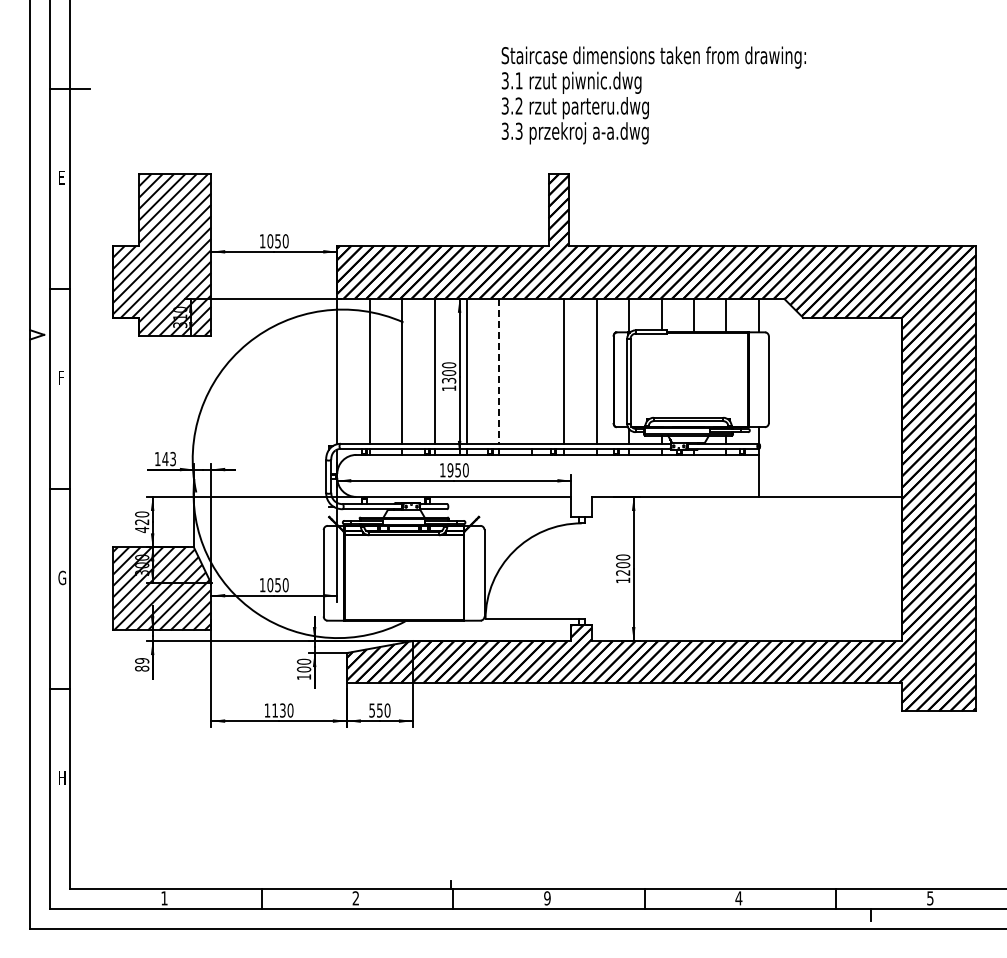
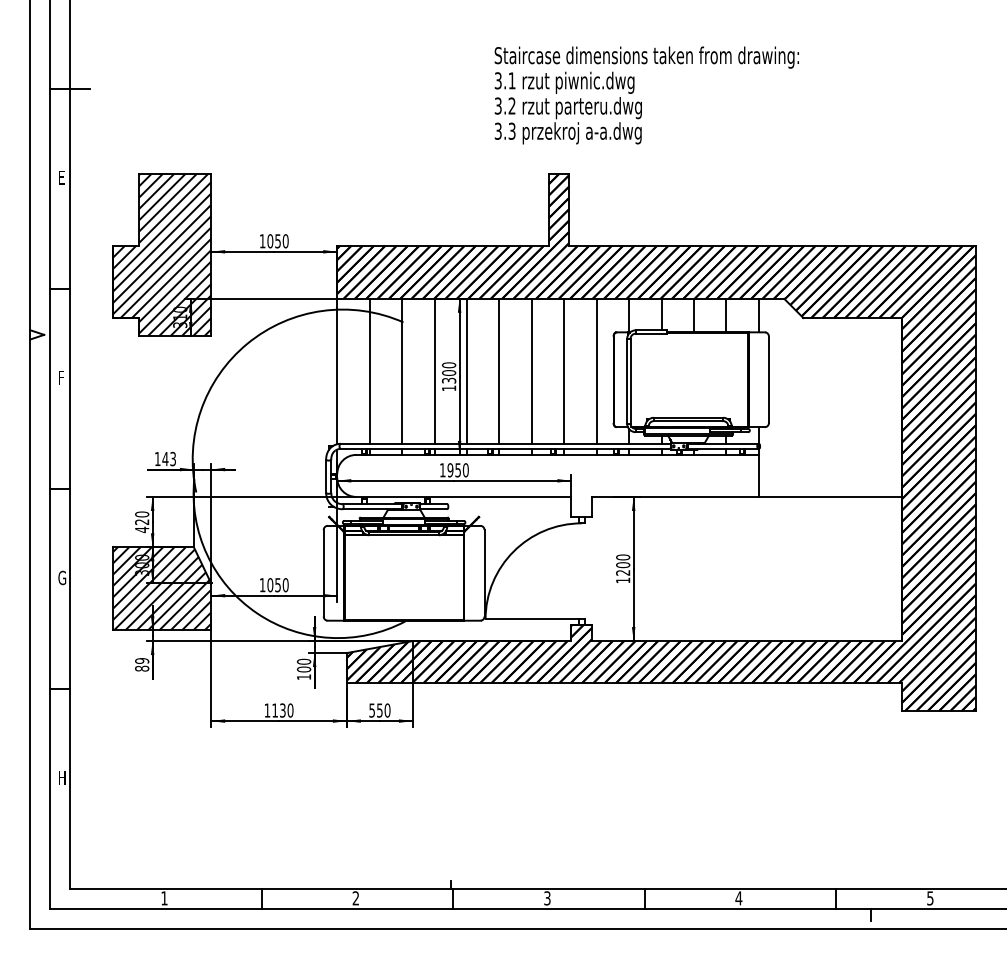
text position: (653, 95) -> (646, 95) (646, 95)
line: none -> present (531, 370)
line: dashed -> solid (499, 371)
text: 9 -> 3 (547, 898)
